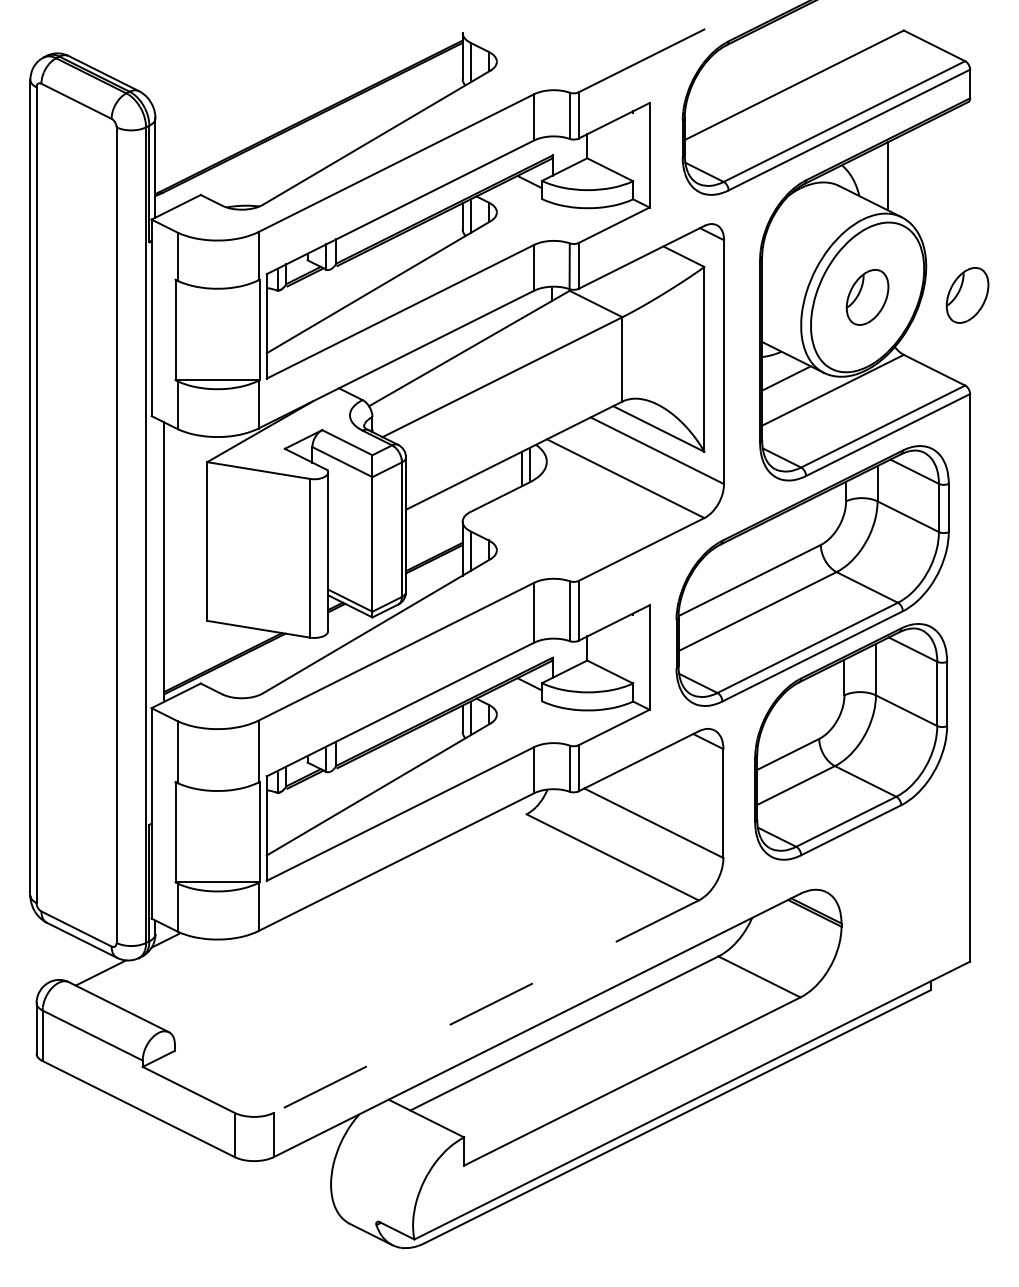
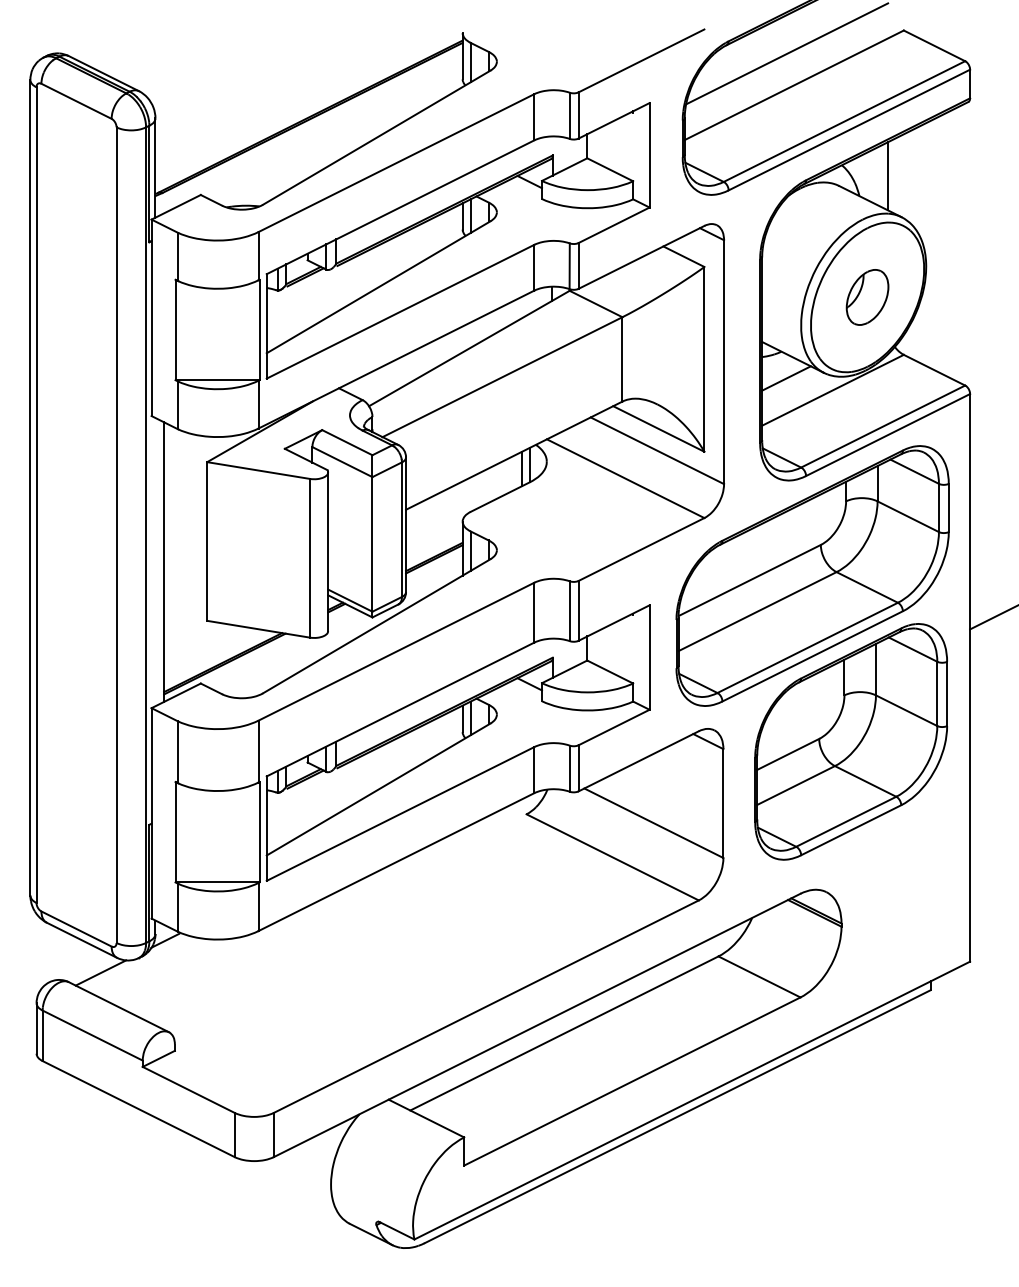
line: none -> present (787, 53)
part: present -> none (967, 295)
line: none -> present (992, 617)
line: dashed -> solid (485, 1006)
